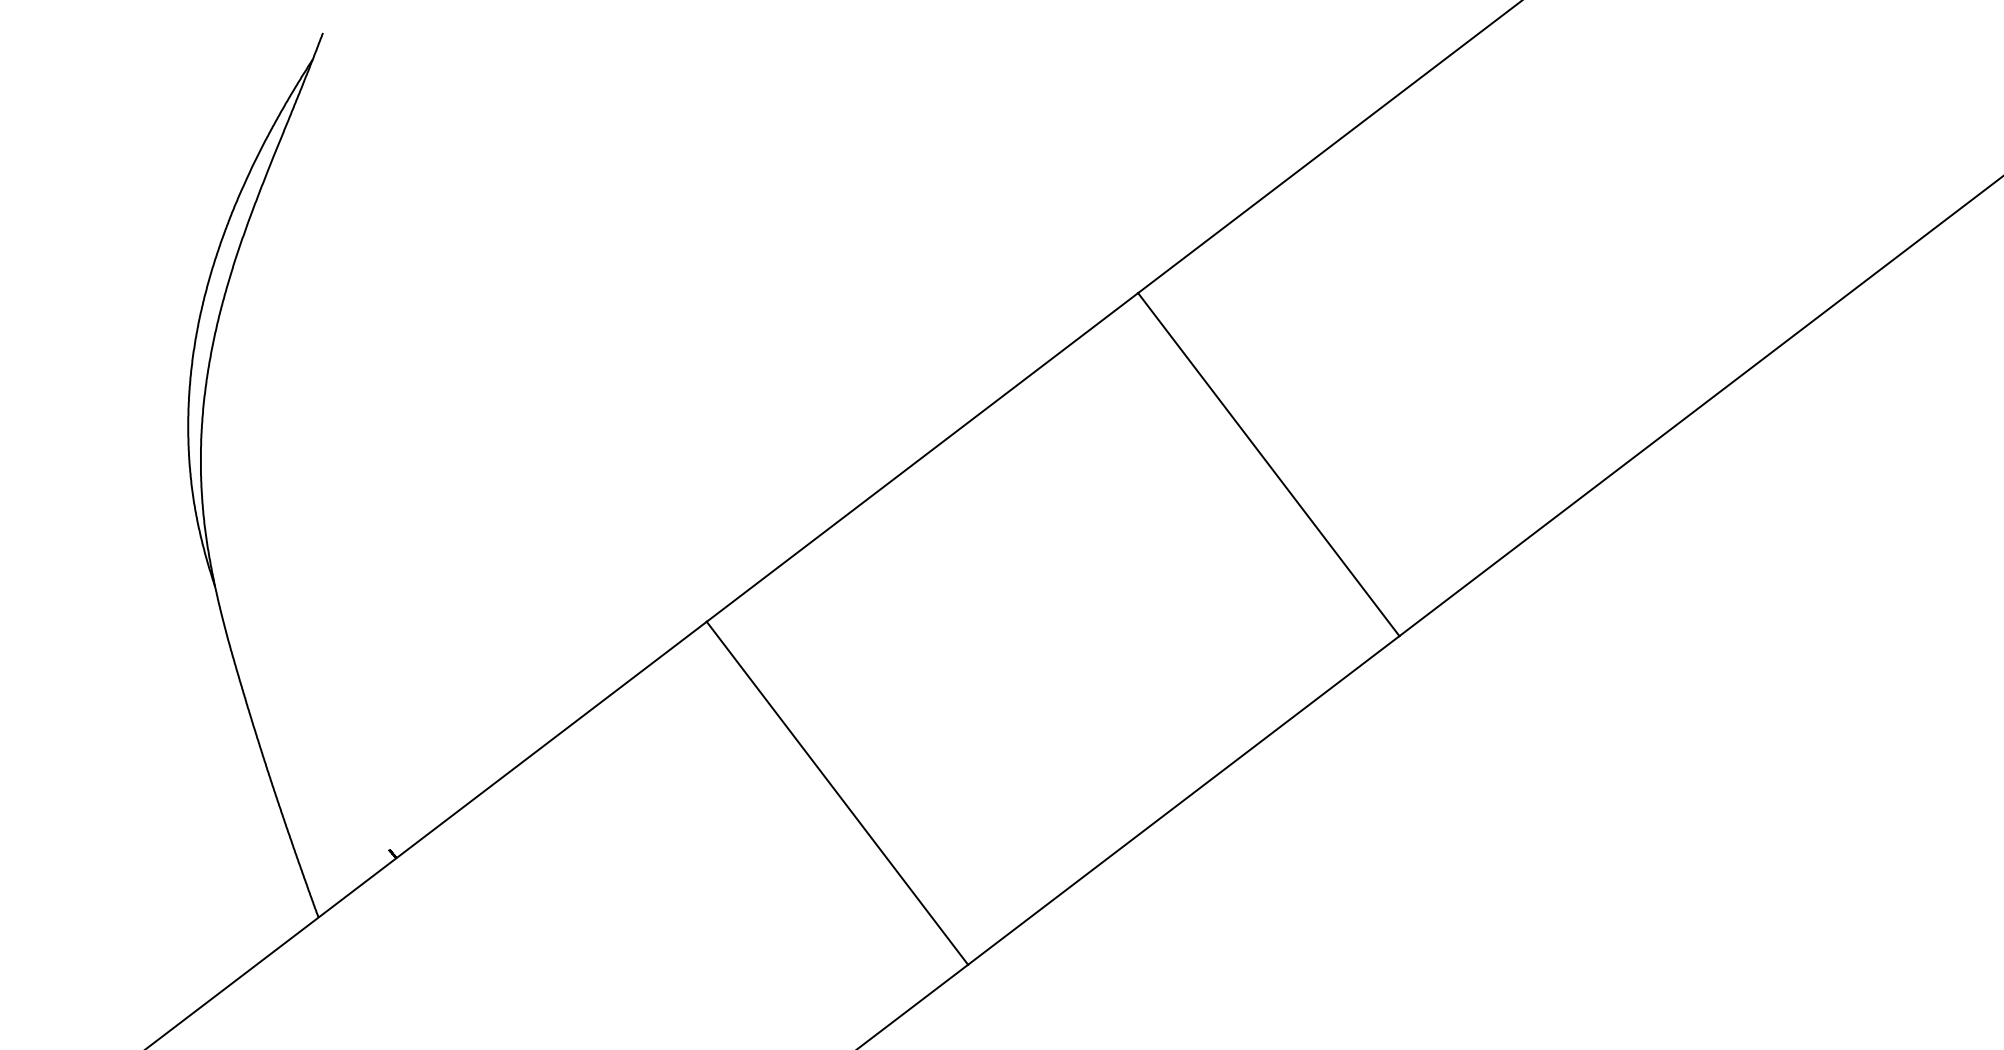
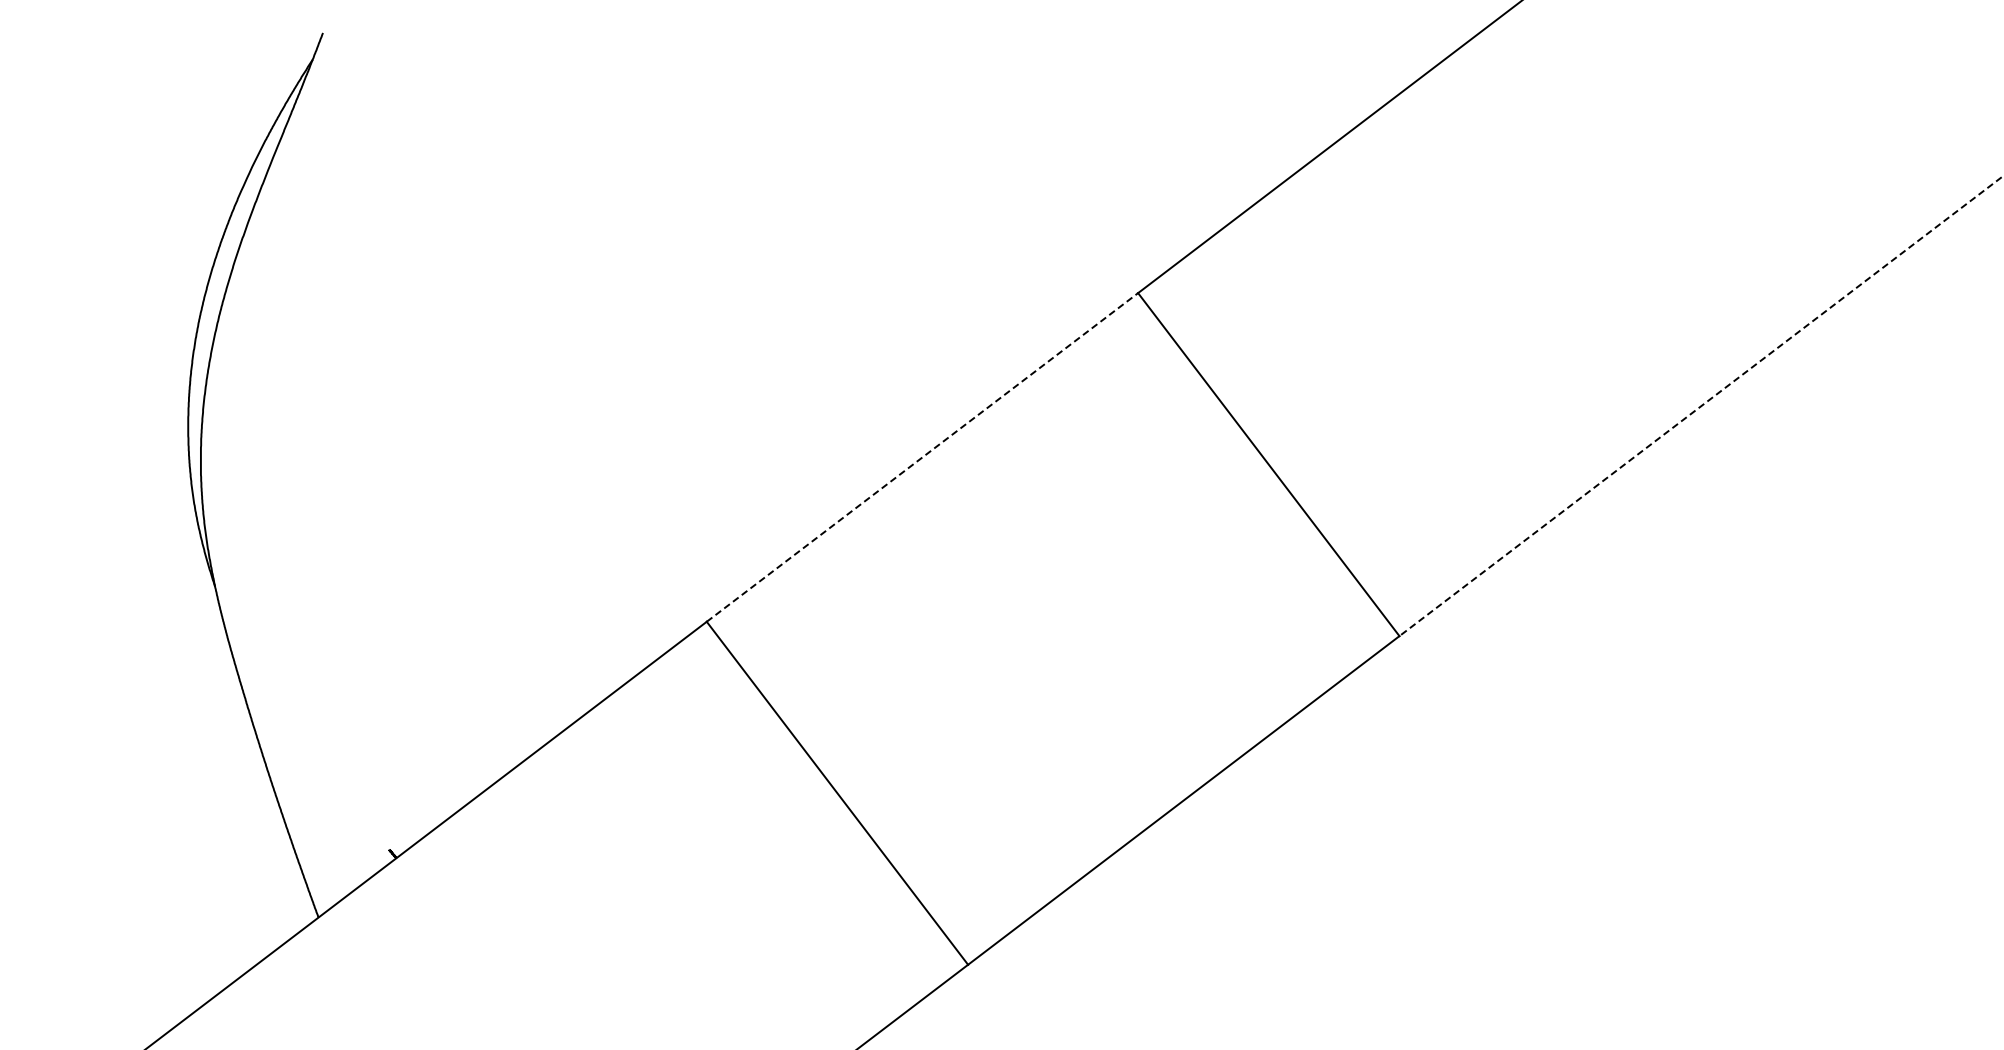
line: solid -> dashed (1701, 405)
line: solid -> dashed (922, 457)
